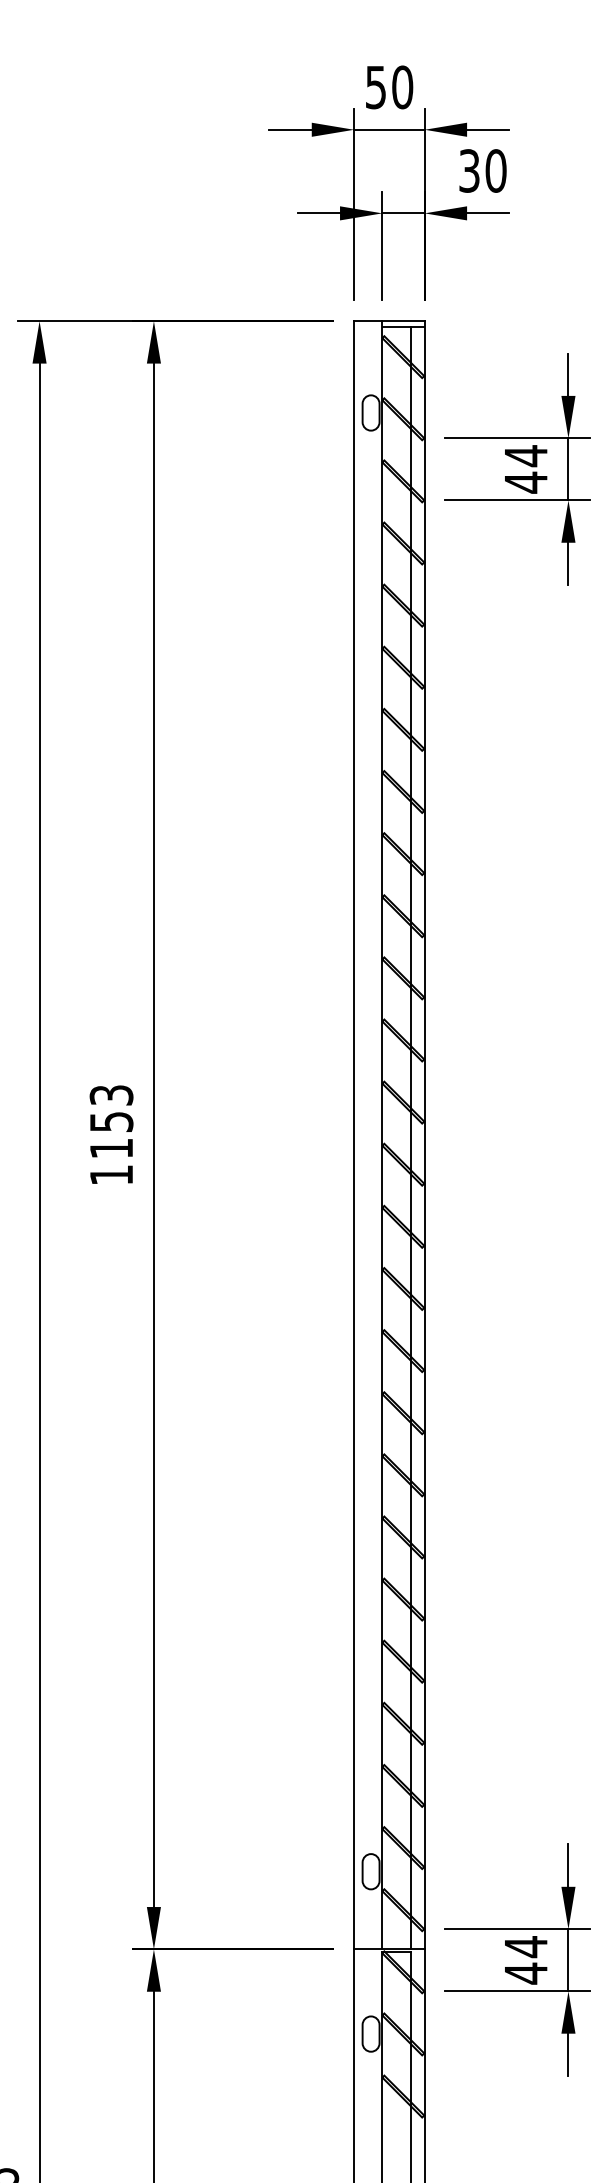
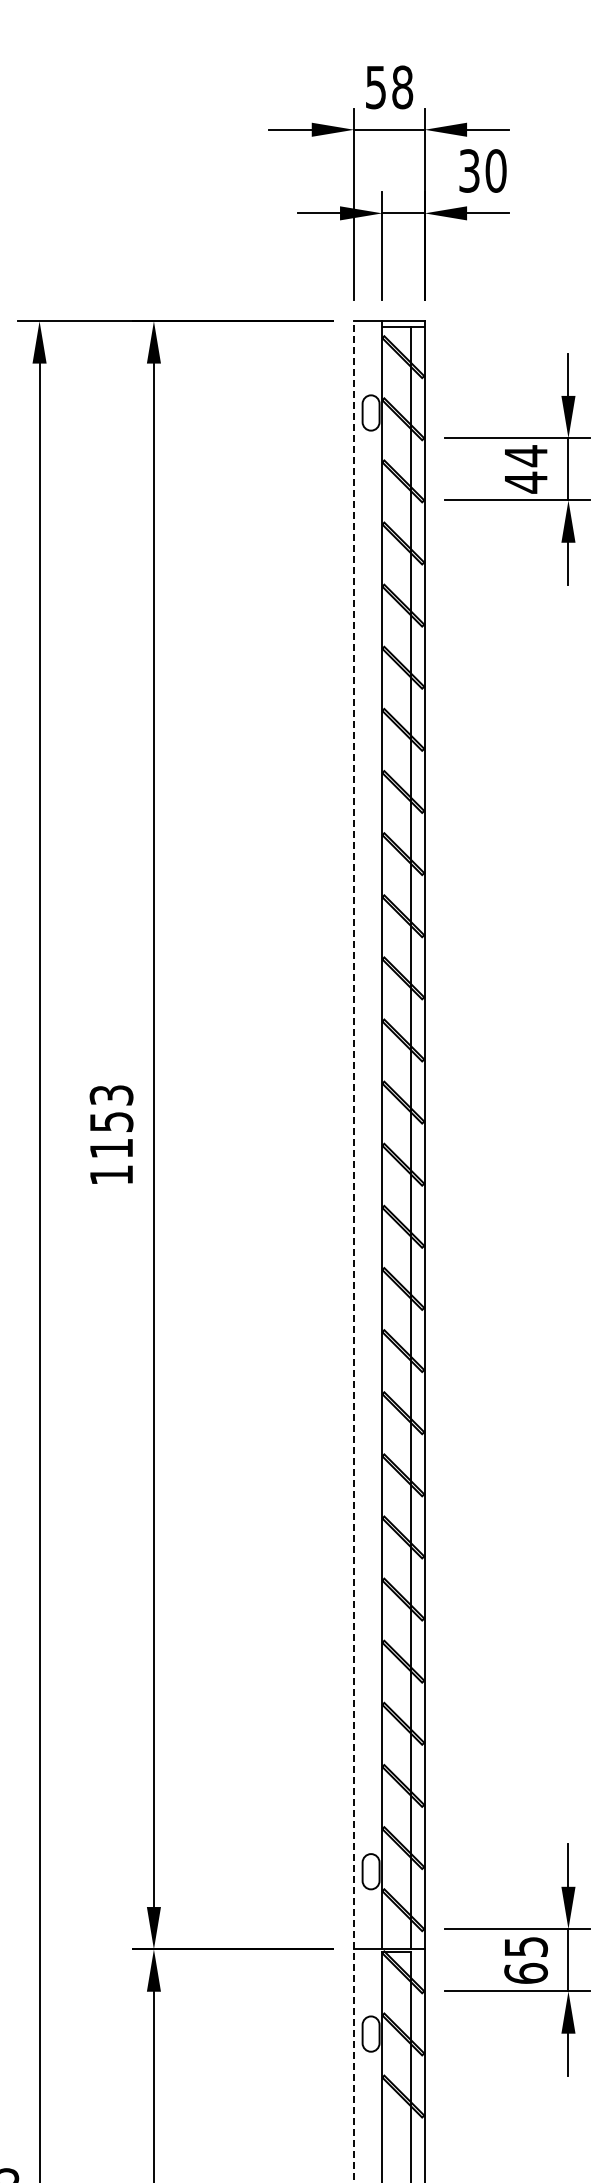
text: 50 -> 58 (402, 87)
line: solid -> dashed (354, 1251)
text: 44 -> 65 (525, 1960)
